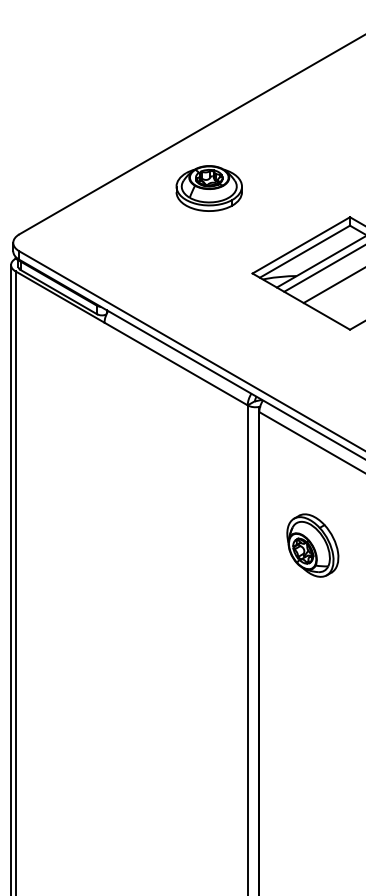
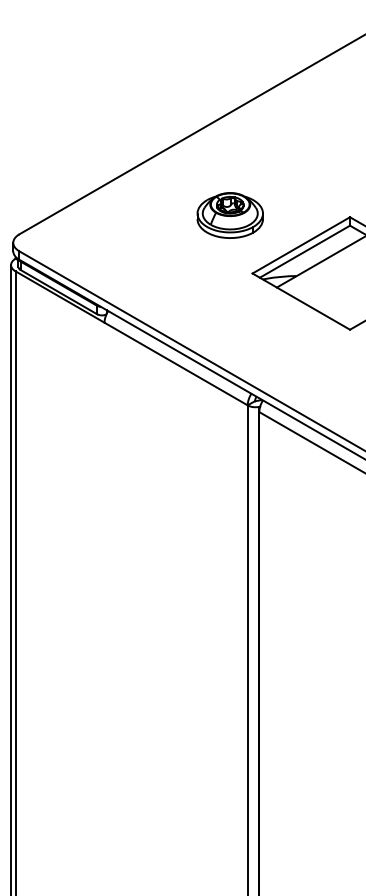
part position: (208, 188) -> (229, 215) (229, 215)
line: present -> none (323, 268)
line: present -> none (332, 286)
part: present -> none (312, 545)
